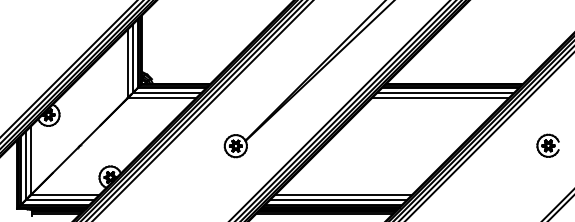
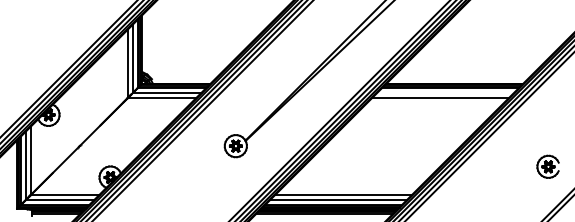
line: present -> none (445, 92)
part position: (547, 145) -> (547, 166) (547, 166)
